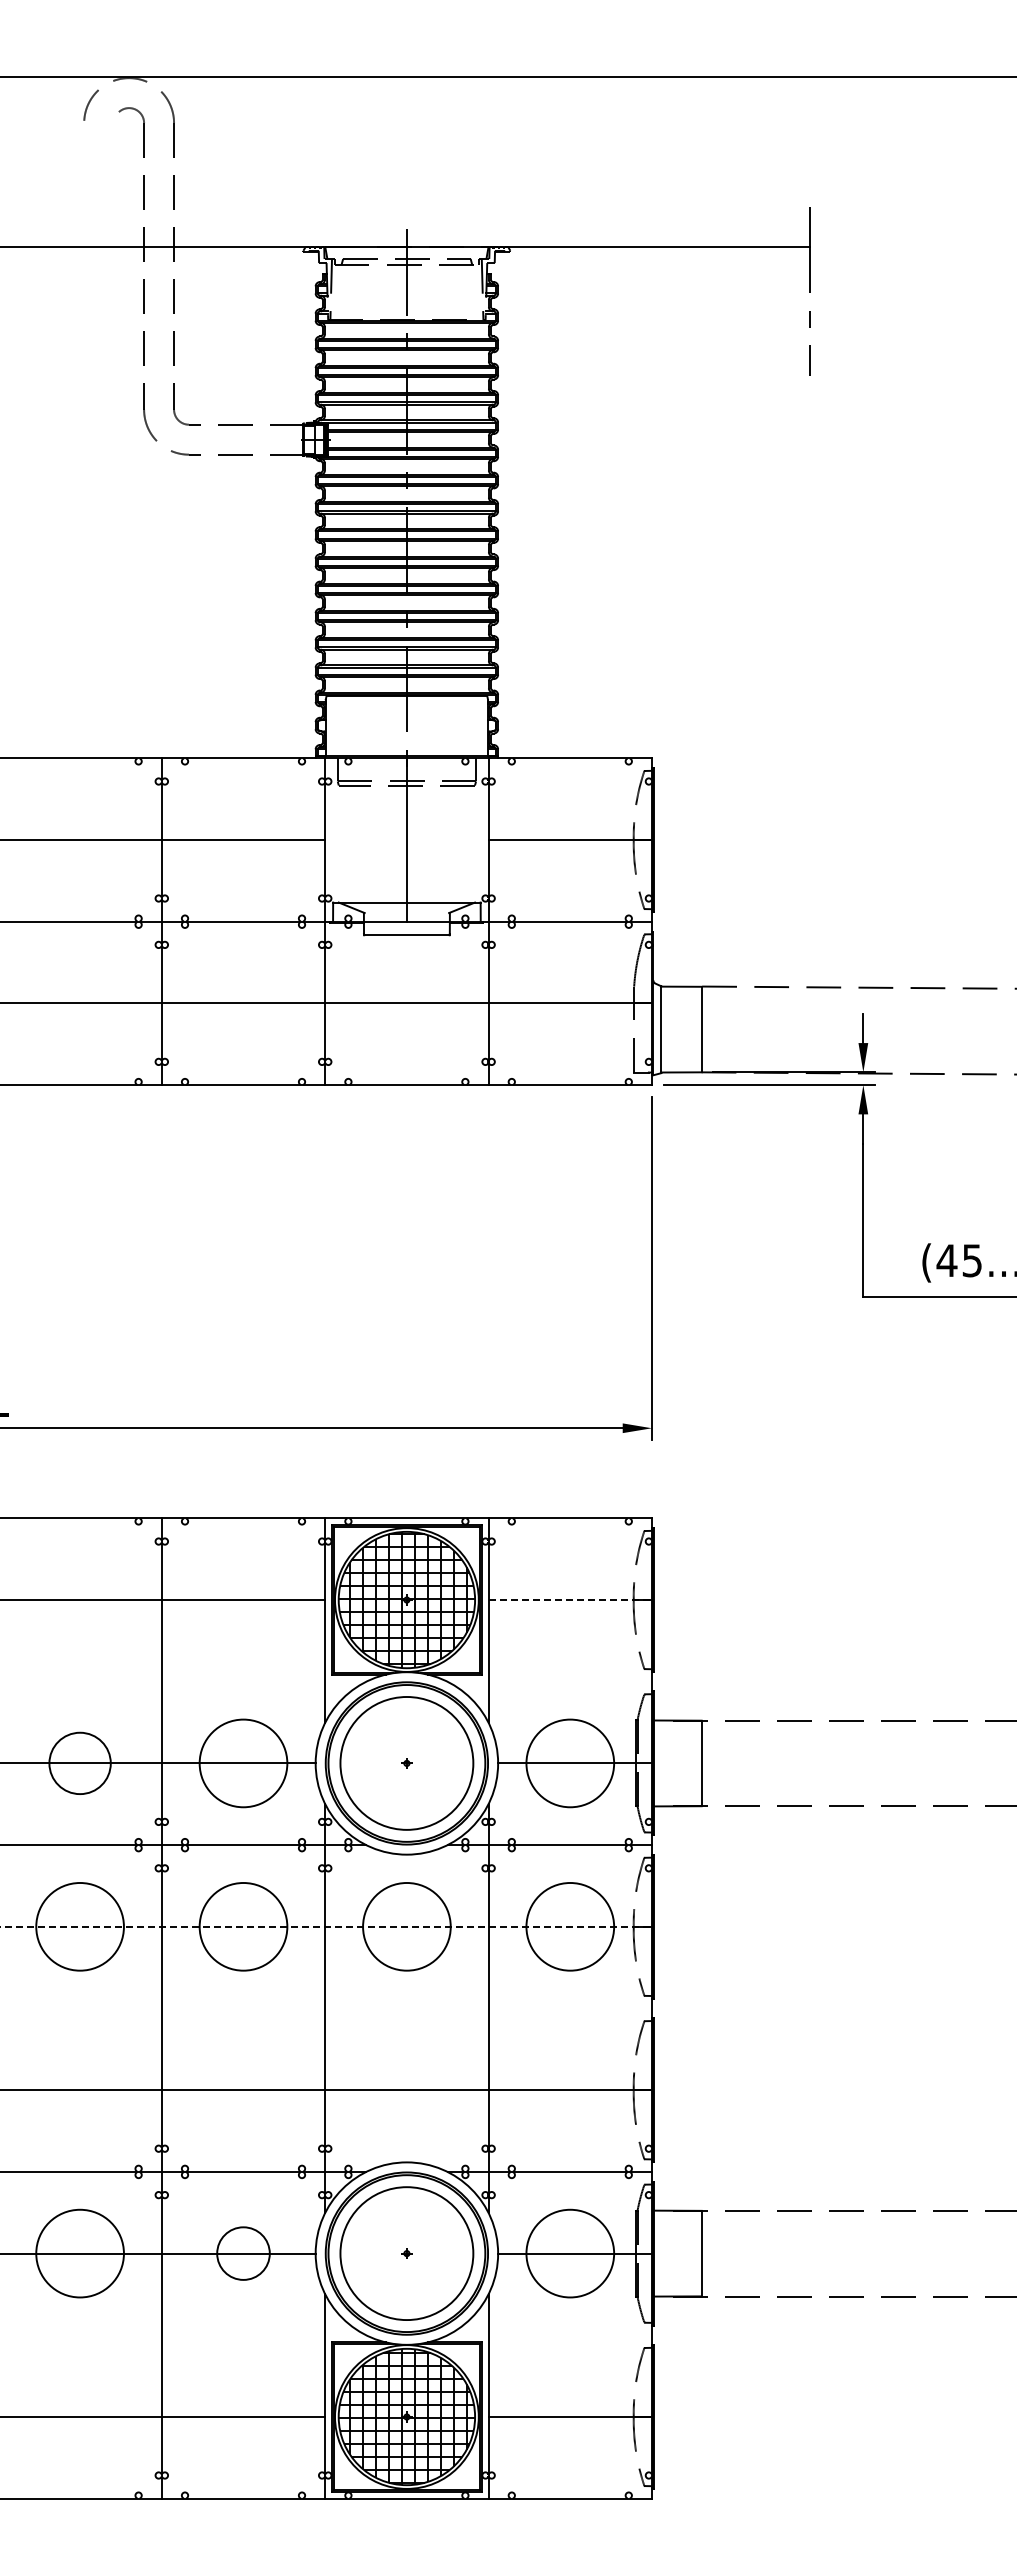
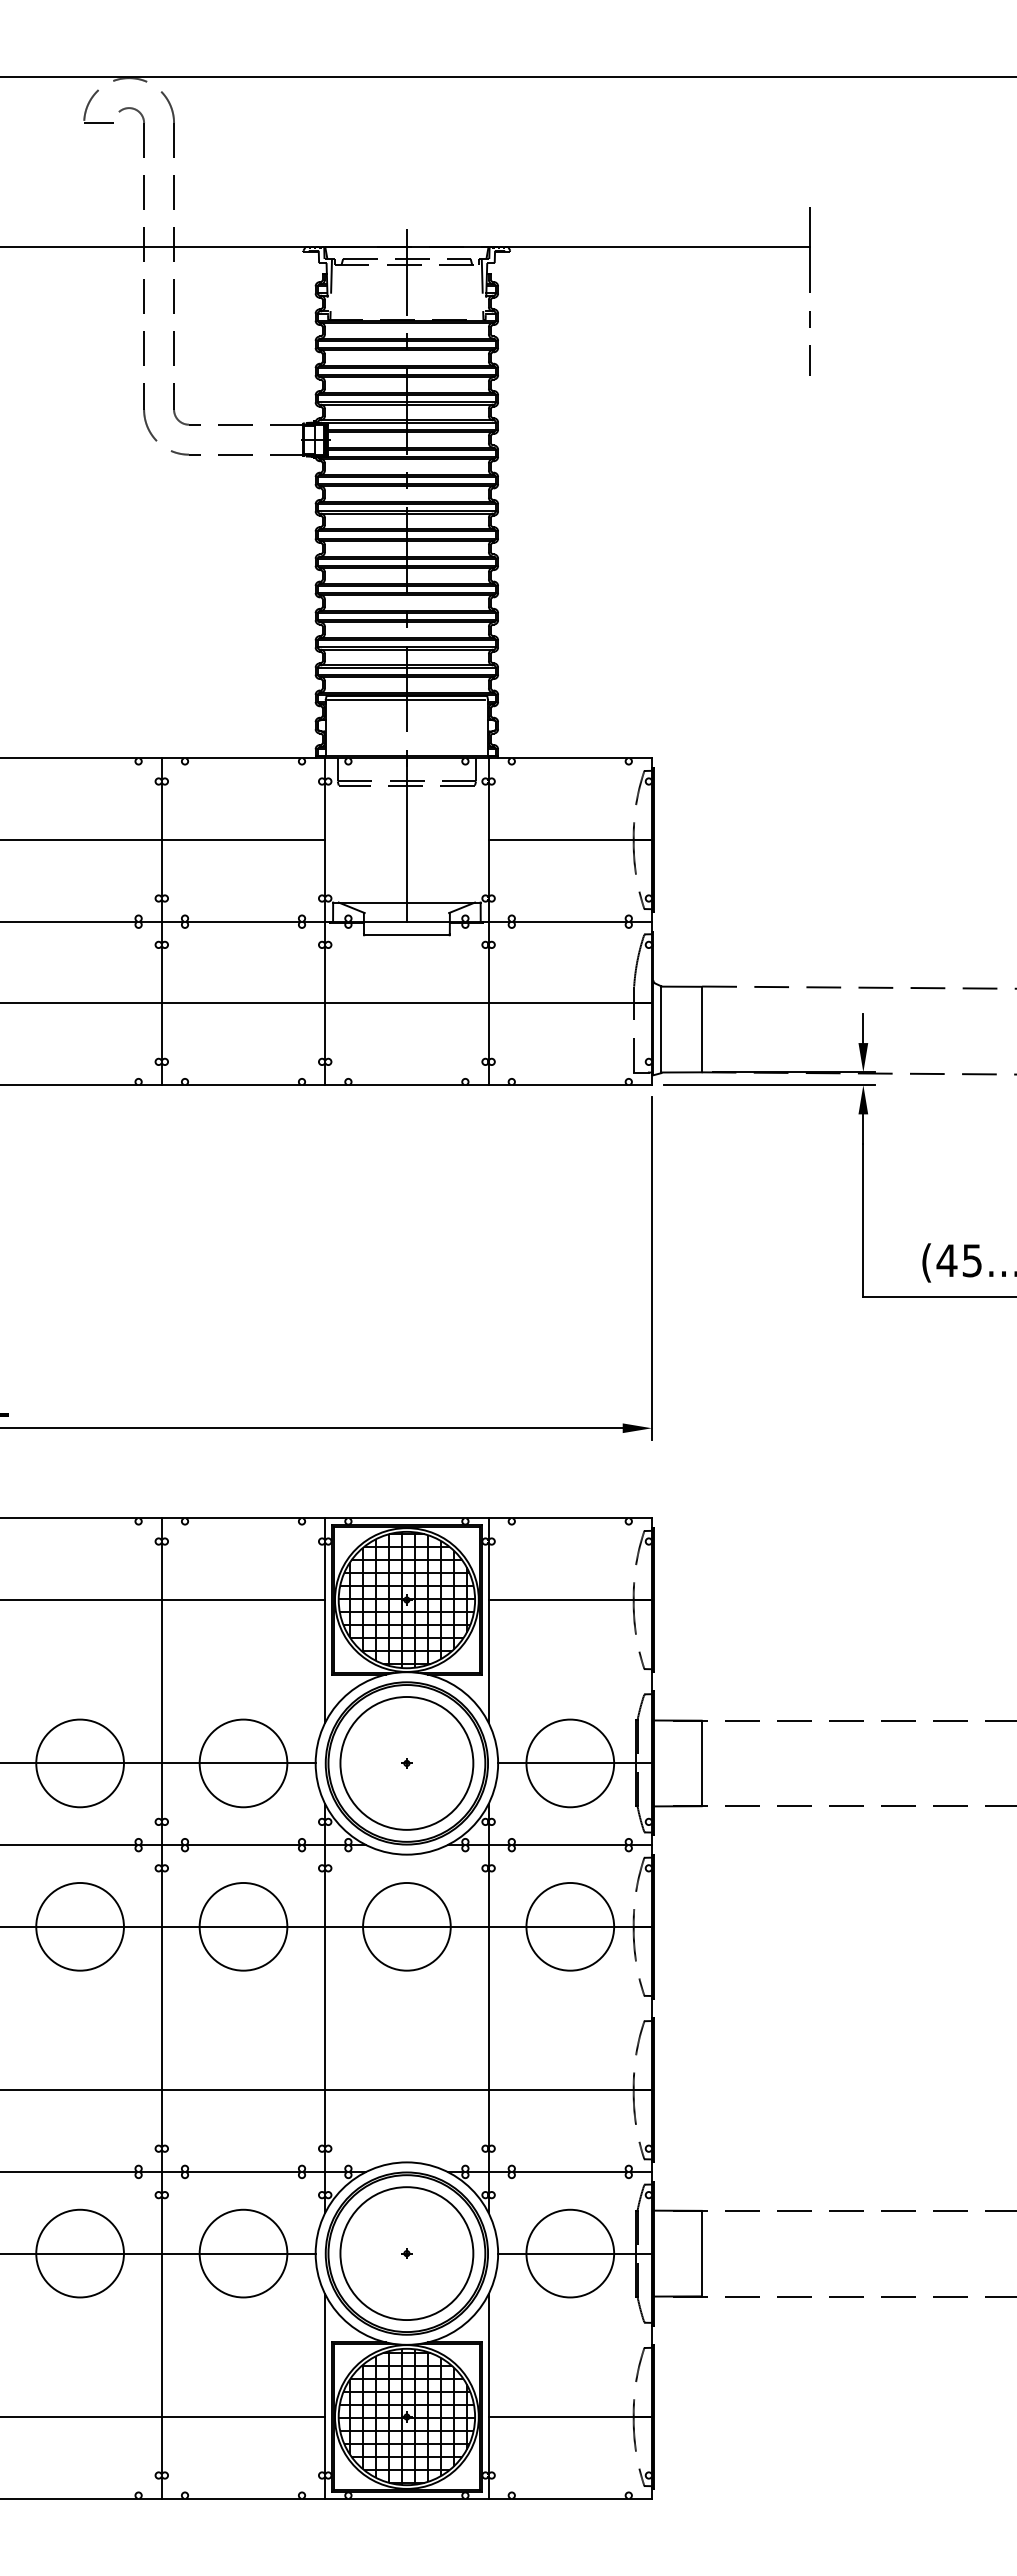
line: none -> present (99, 123)
line: none -> present (406, 700)
line: dashed -> solid (570, 1600)
circle diameter: 61 px -> 88 px (79, 1763)
line: dashed -> solid (326, 1926)
circle diameter: 53 px -> 88 px (243, 2253)
